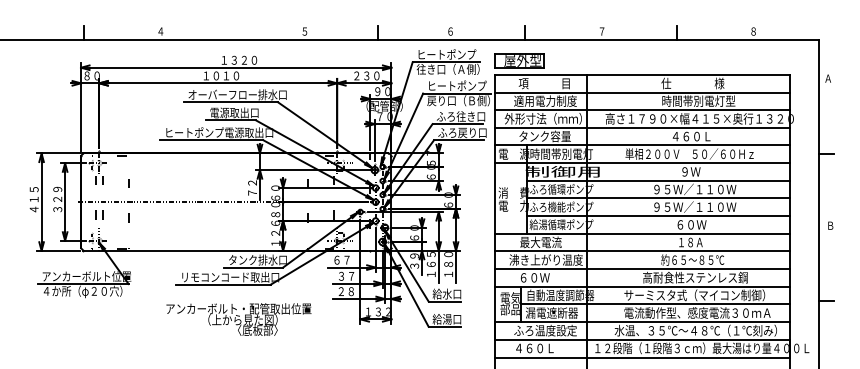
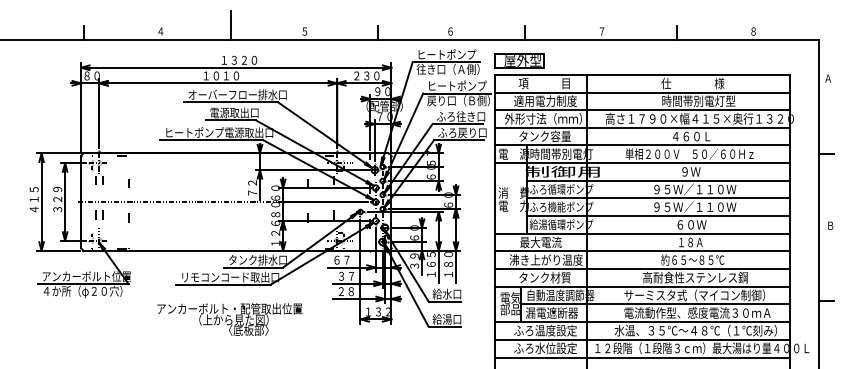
line: none -> present (231, 25)
text: ６０Ｗ -> タンク材質 (544, 277)
text position: (238, 319) -> (229, 319) (229, 319)
text: ４６０Ｌ -> ふろ水位設定 (545, 348)
